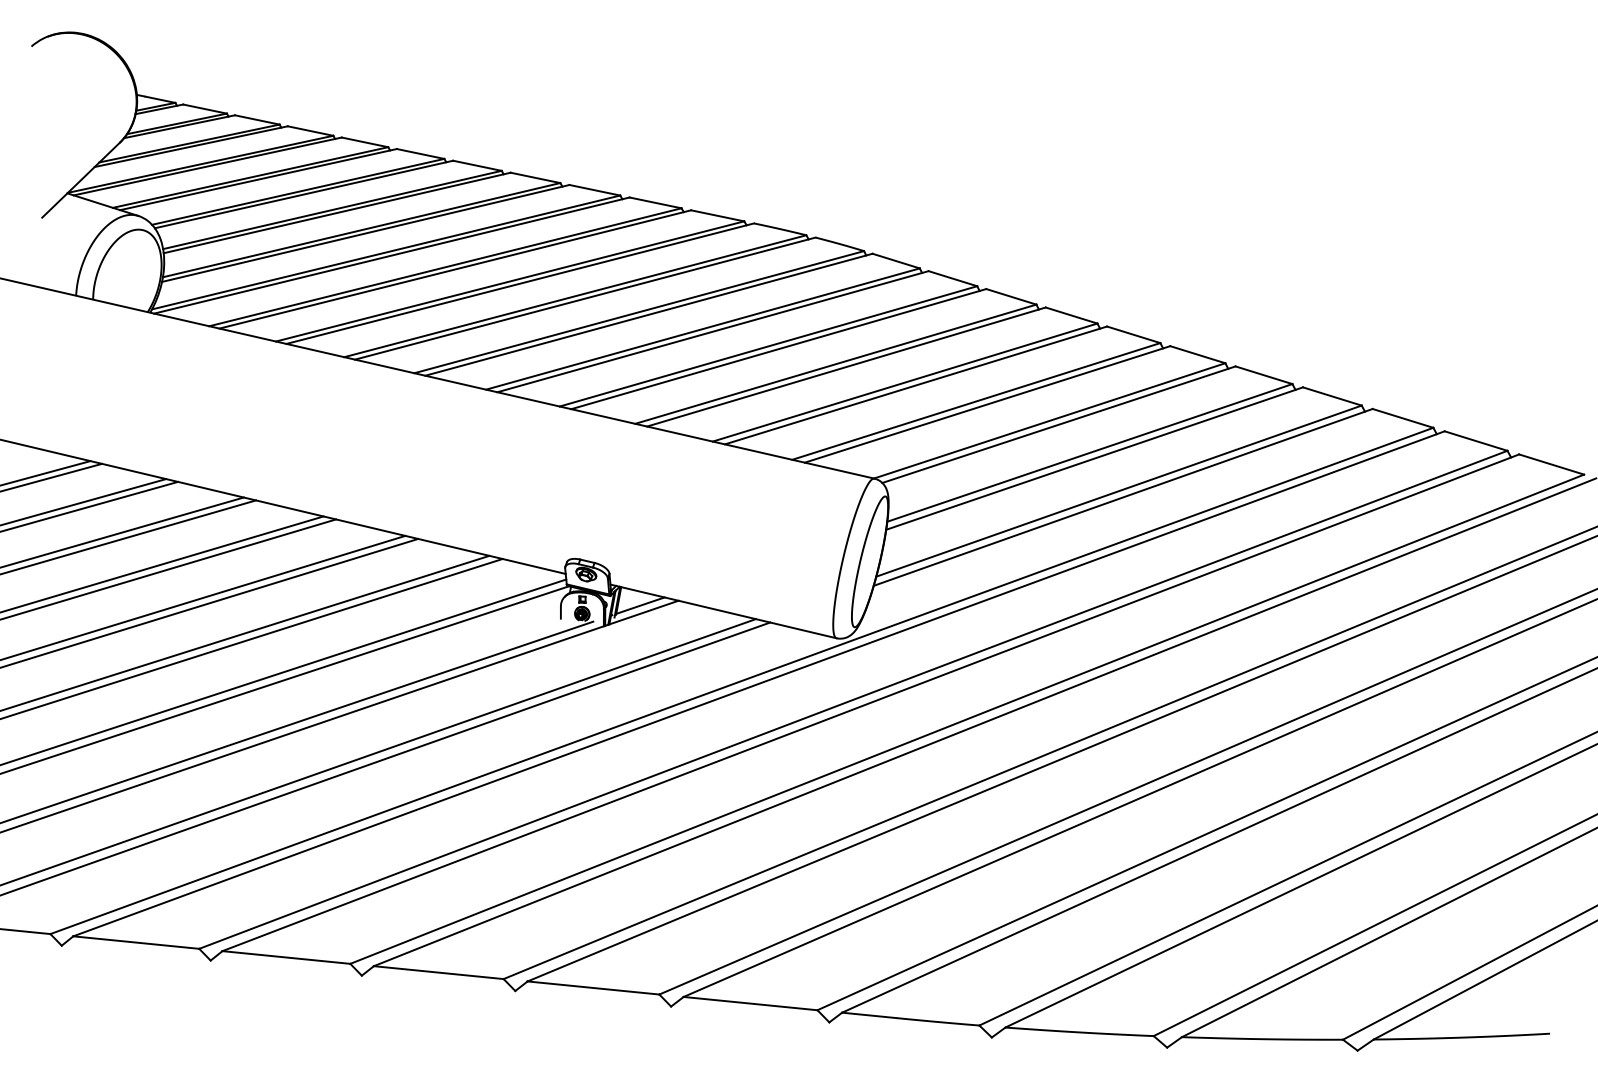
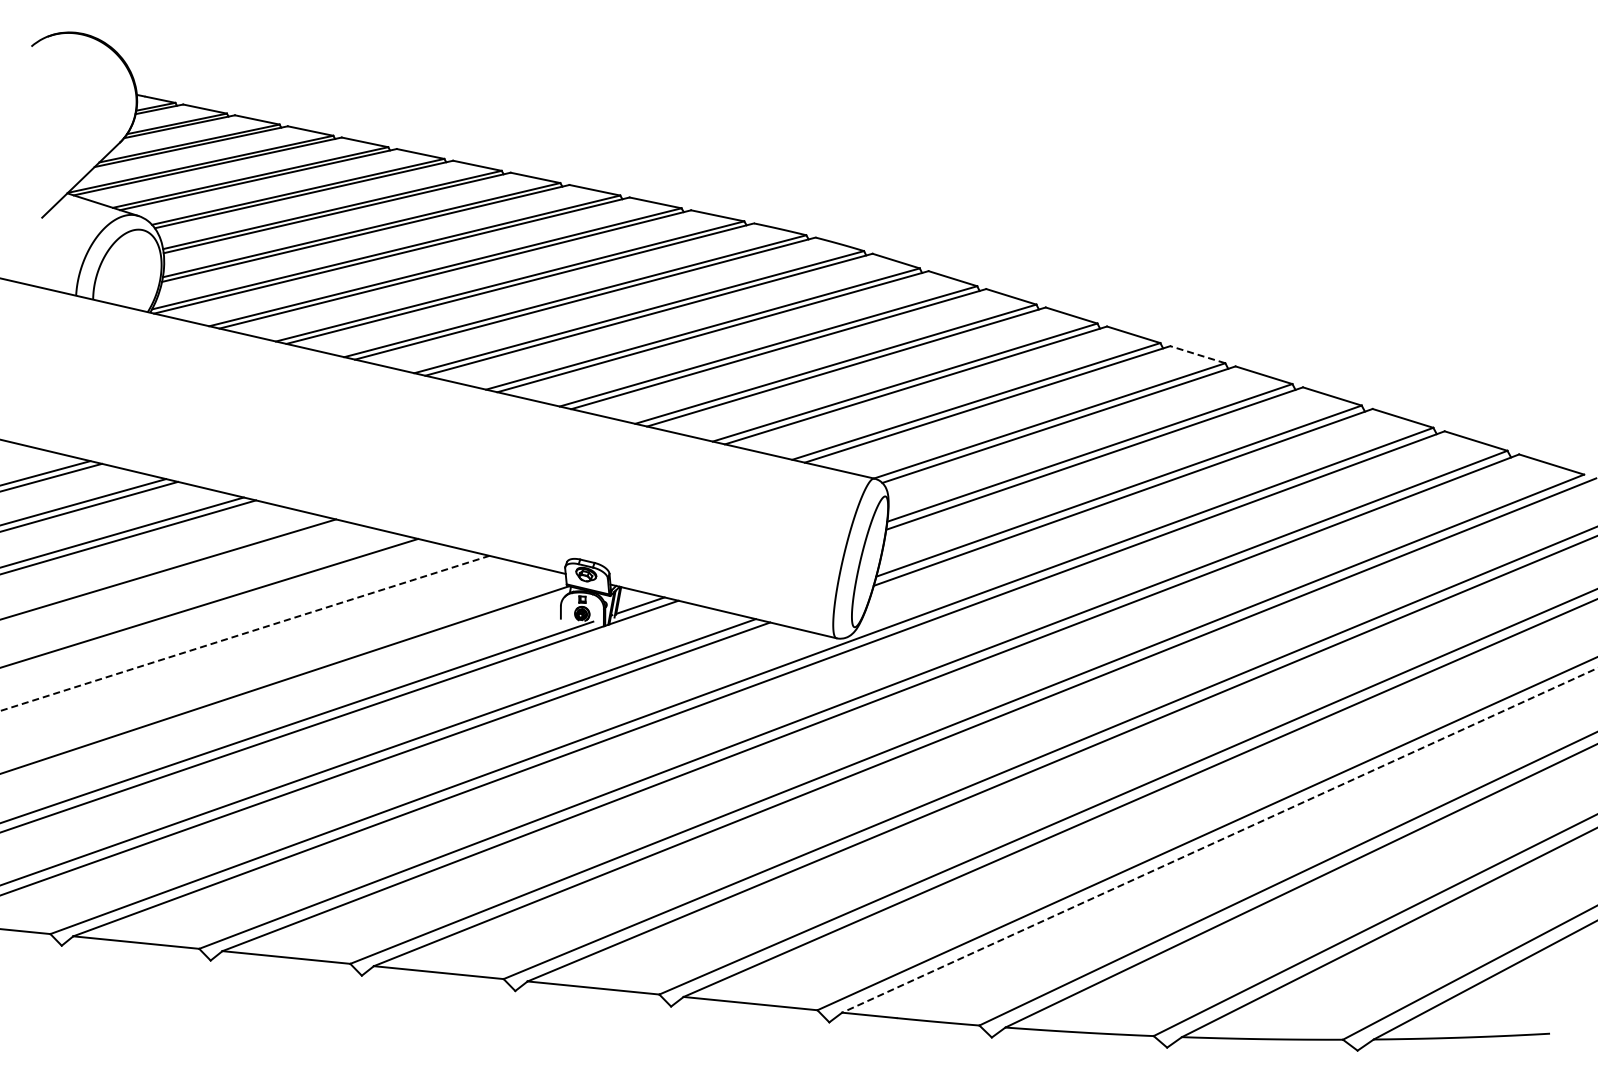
line: solid -> dashed (1197, 354)
line: present -> none (162, 563)
line: present -> none (203, 597)
line: solid -> dashed (245, 633)
line: present -> none (252, 638)
line: present -> none (284, 671)
line: solid -> dashed (1219, 840)
